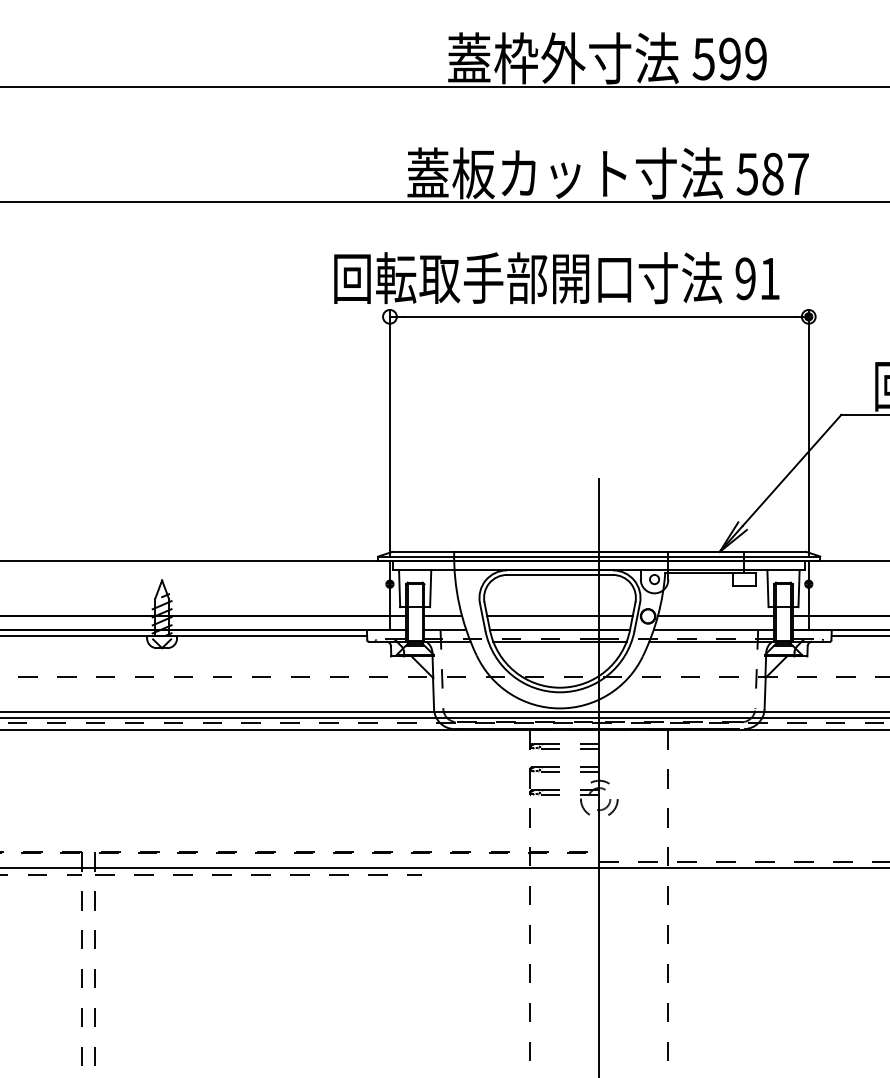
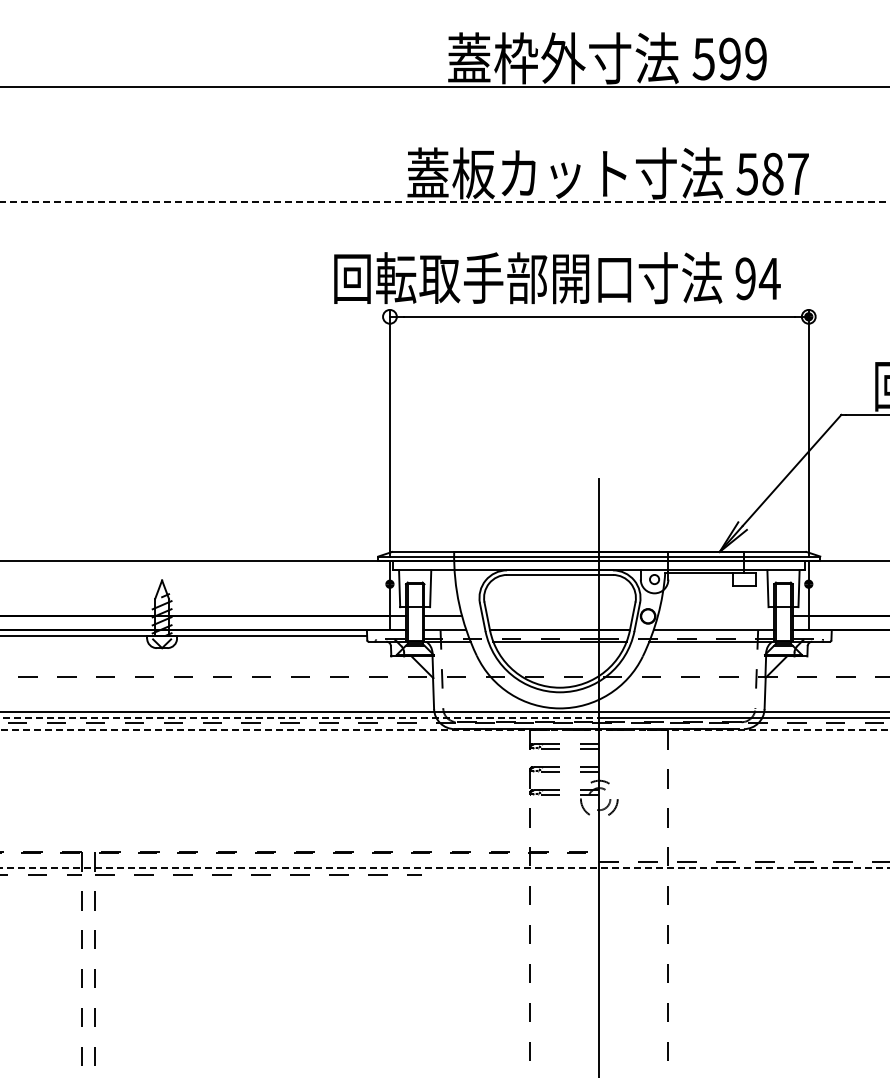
line: solid -> dashed (444, 201)
text: 91 -> 94 (769, 278)
line: present -> none (559, 616)
line: present -> none (715, 616)
line: present -> none (858, 635)
line: solid -> dashed (300, 717)
line: solid -> dashed (444, 730)
line: solid -> dashed (444, 868)
